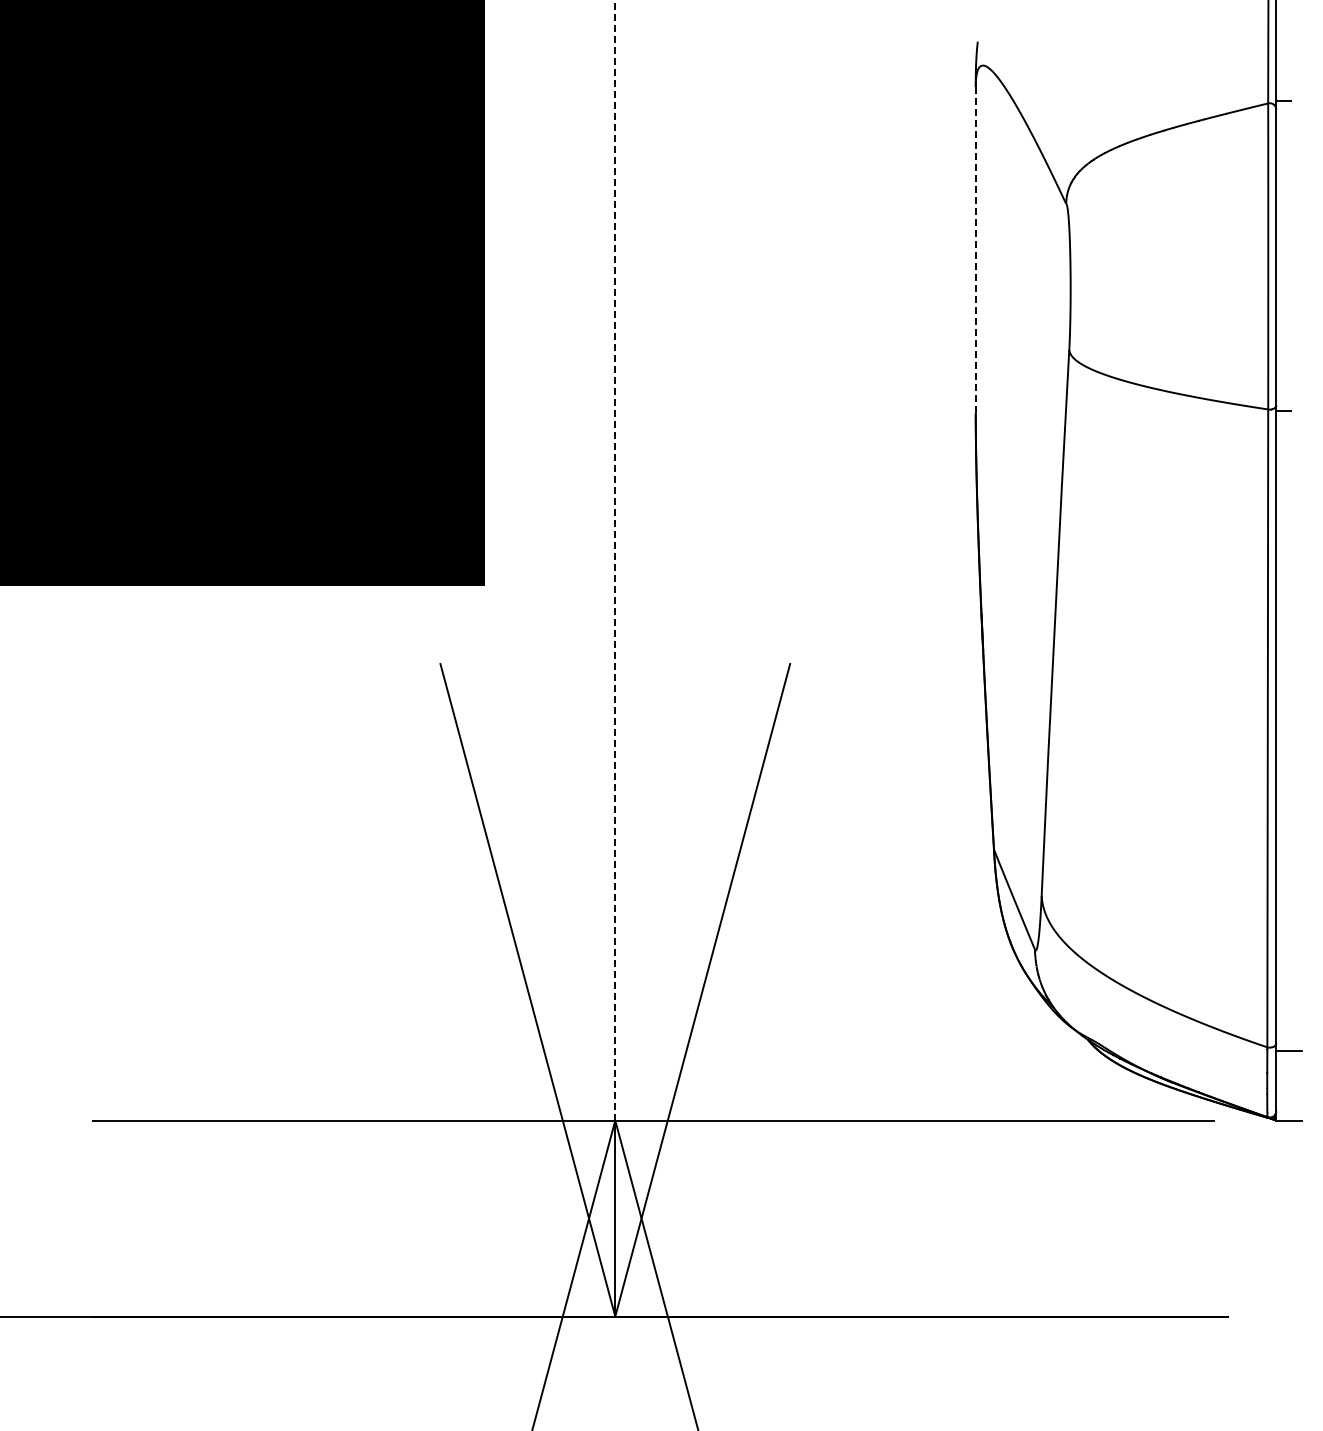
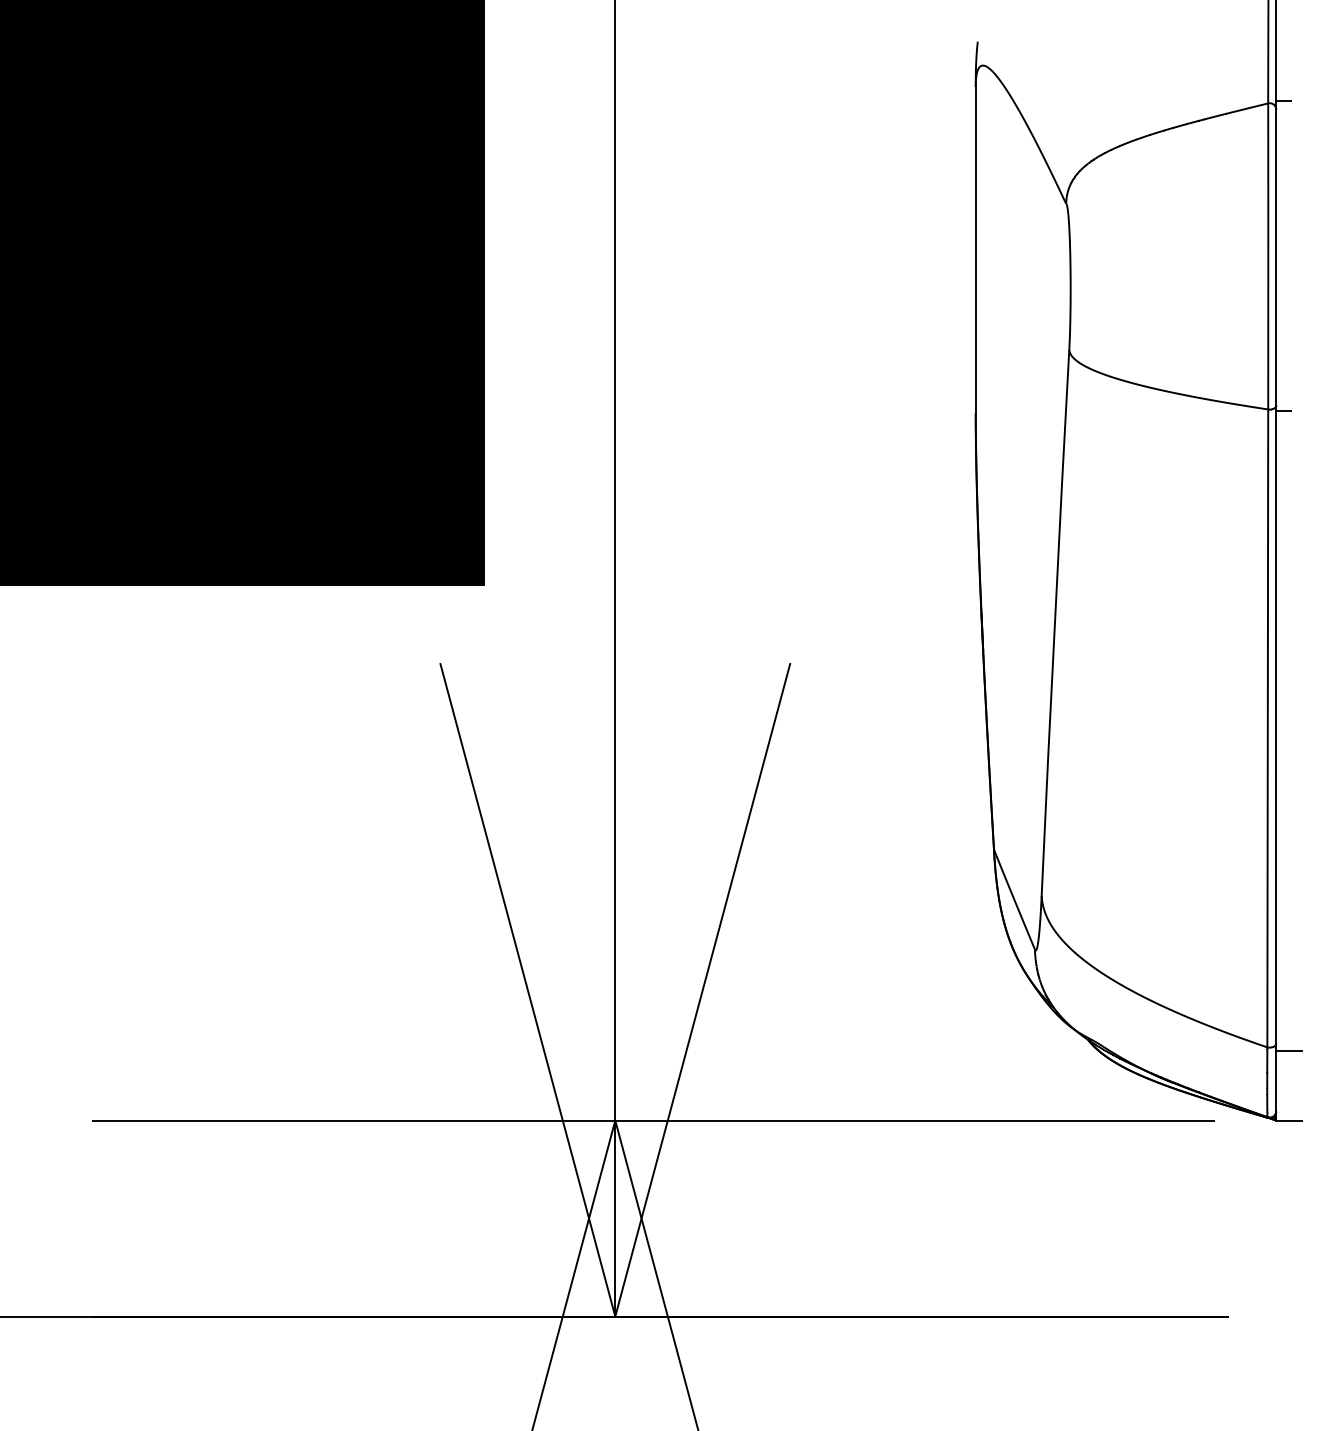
line: dashed -> solid (975, 249)
line: dashed -> solid (615, 560)
